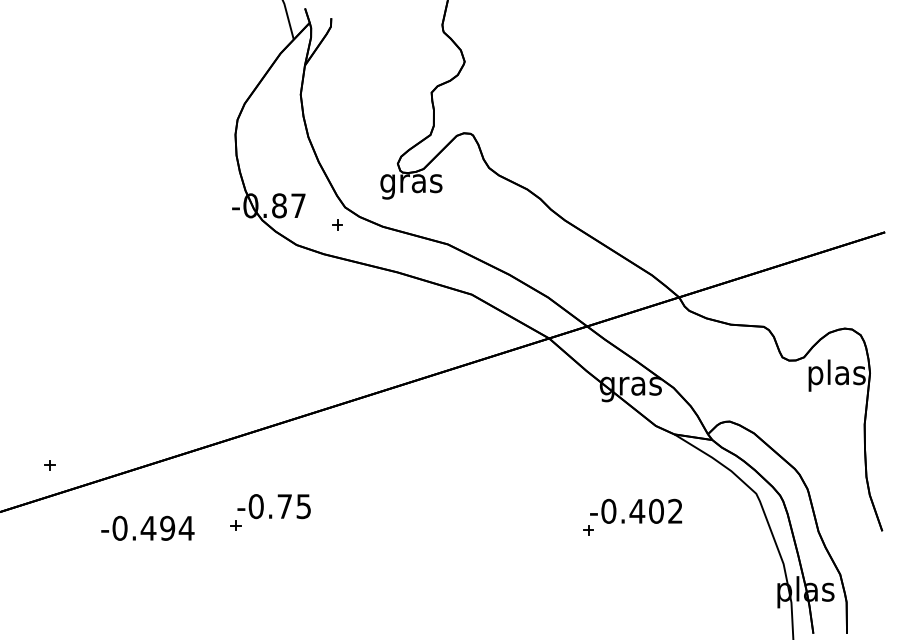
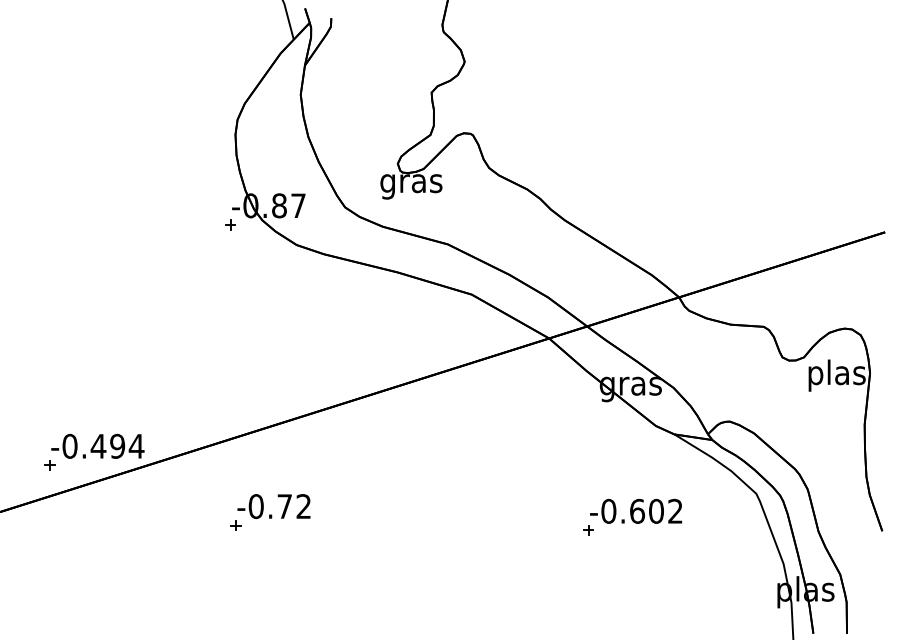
part position: (337, 224) -> (230, 224) (230, 224)
text: -0.75 -> -0.72 (303, 506)
text: -0.402 -> -0.602 (637, 510)
text position: (147, 527) -> (97, 445) (97, 445)
